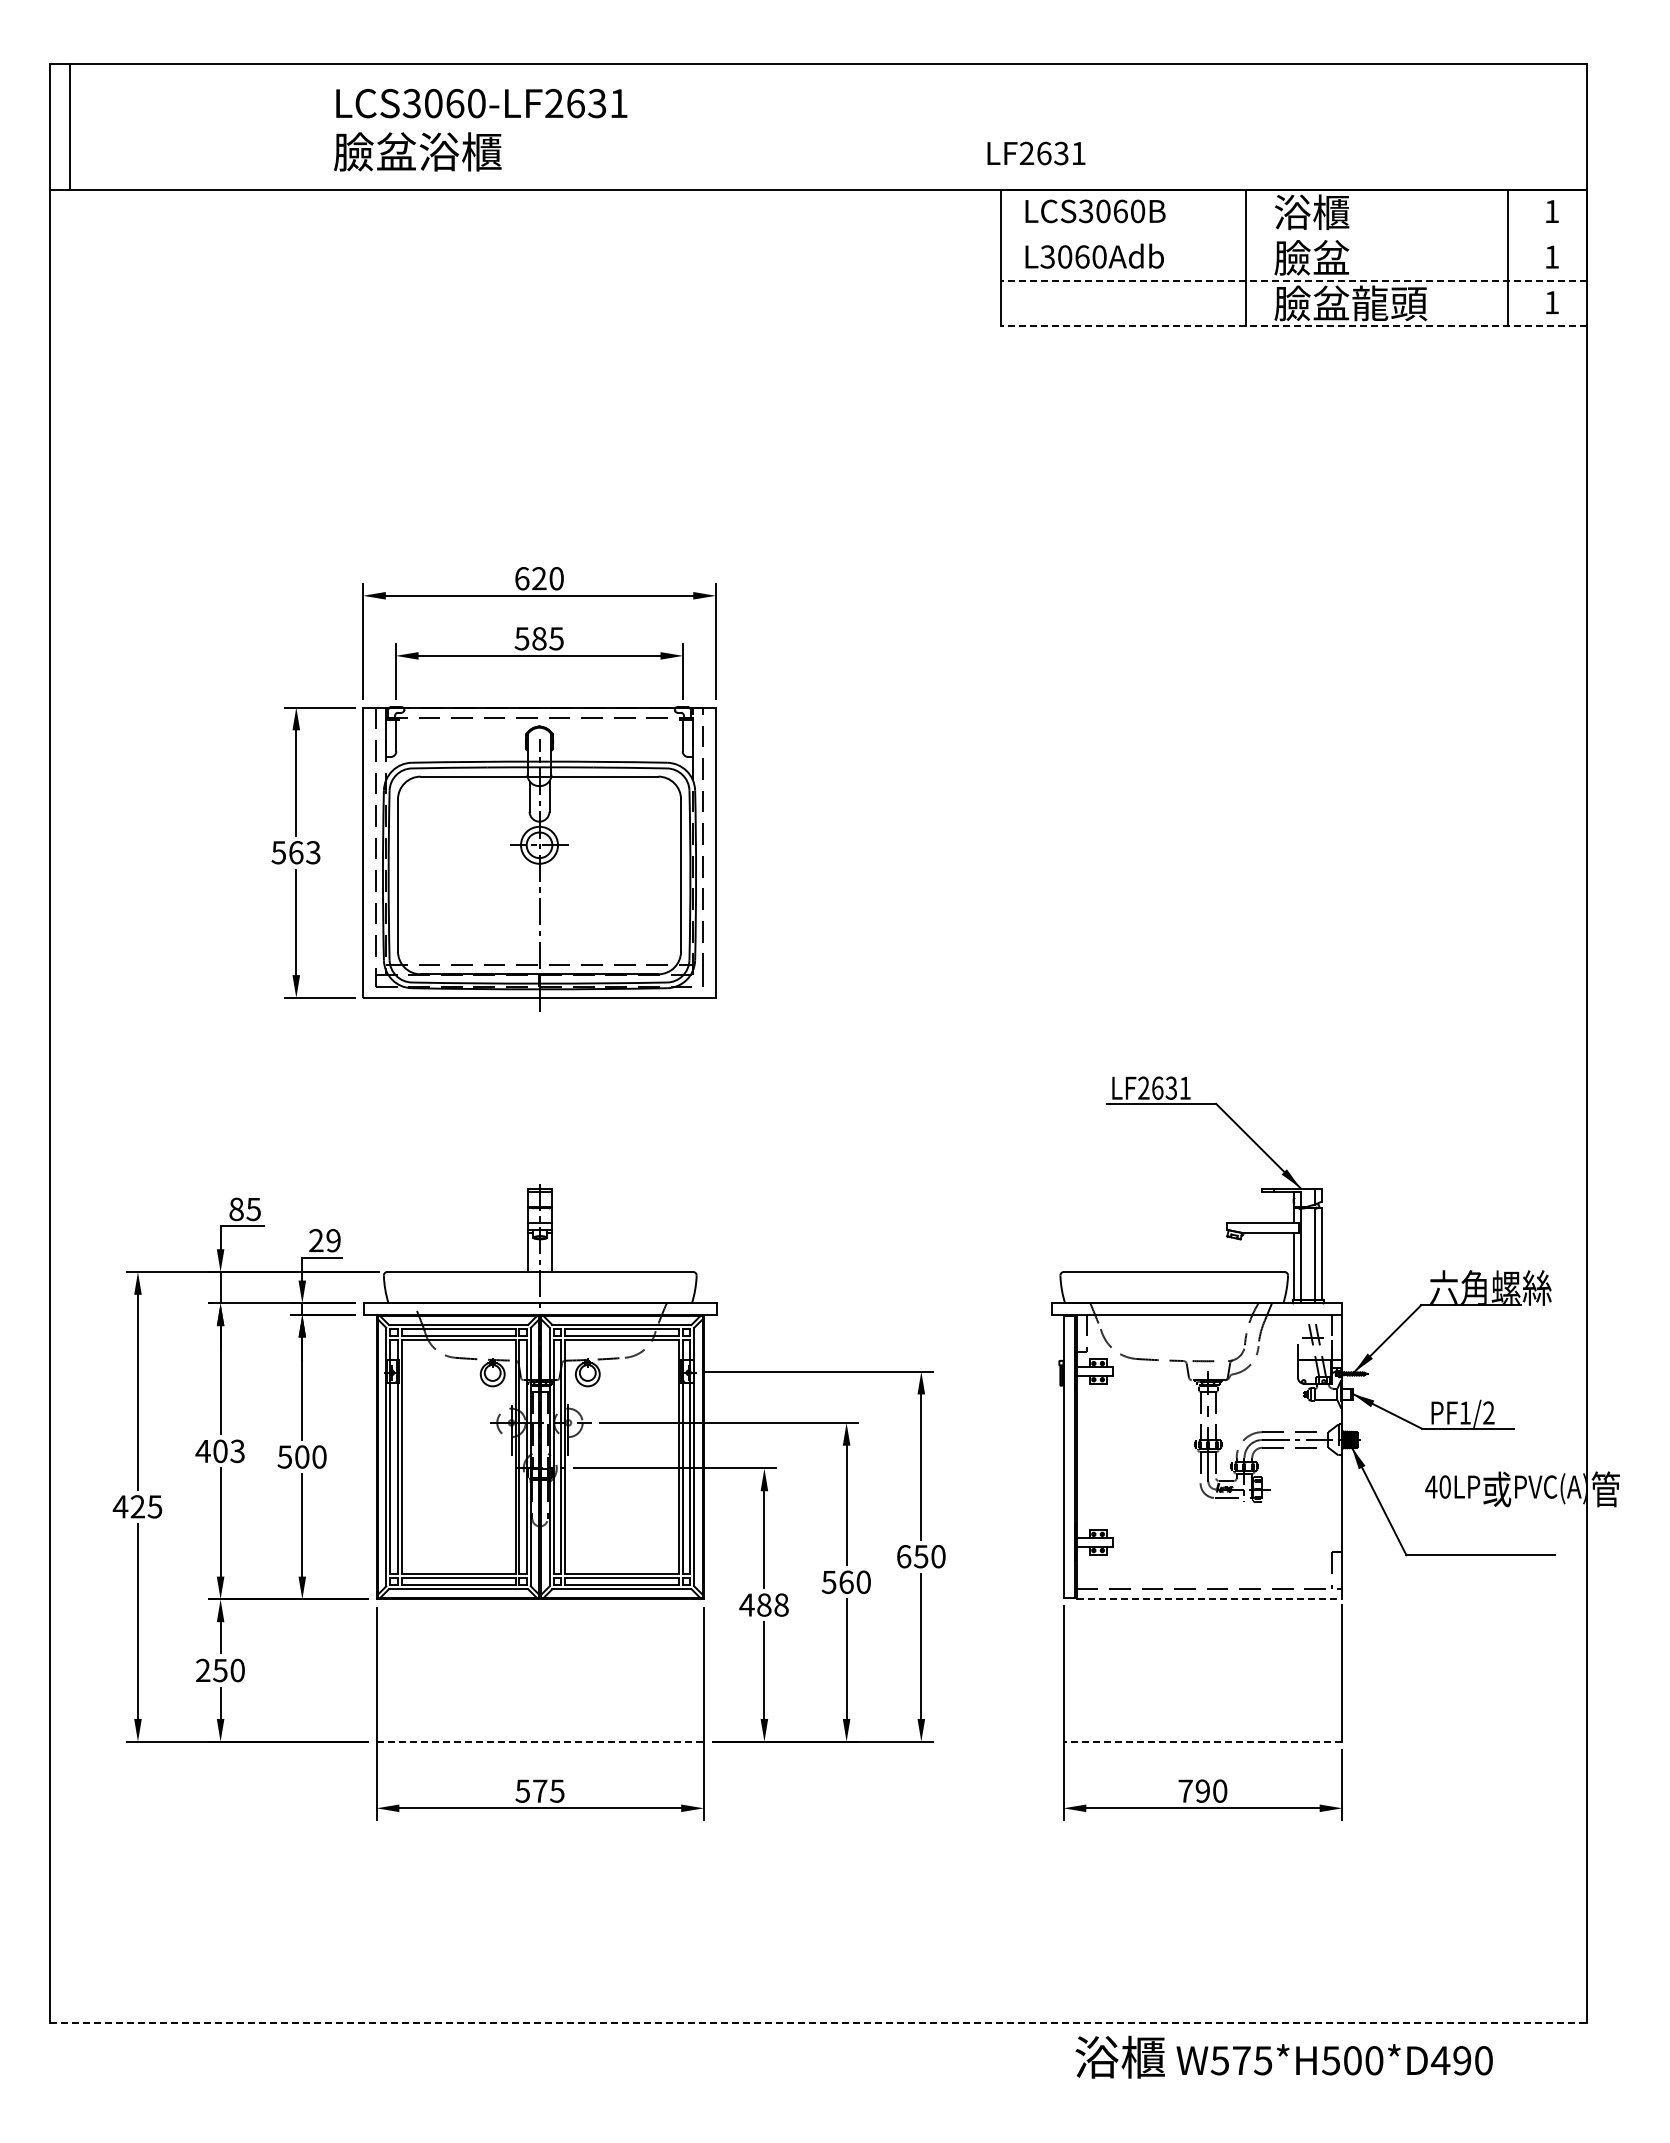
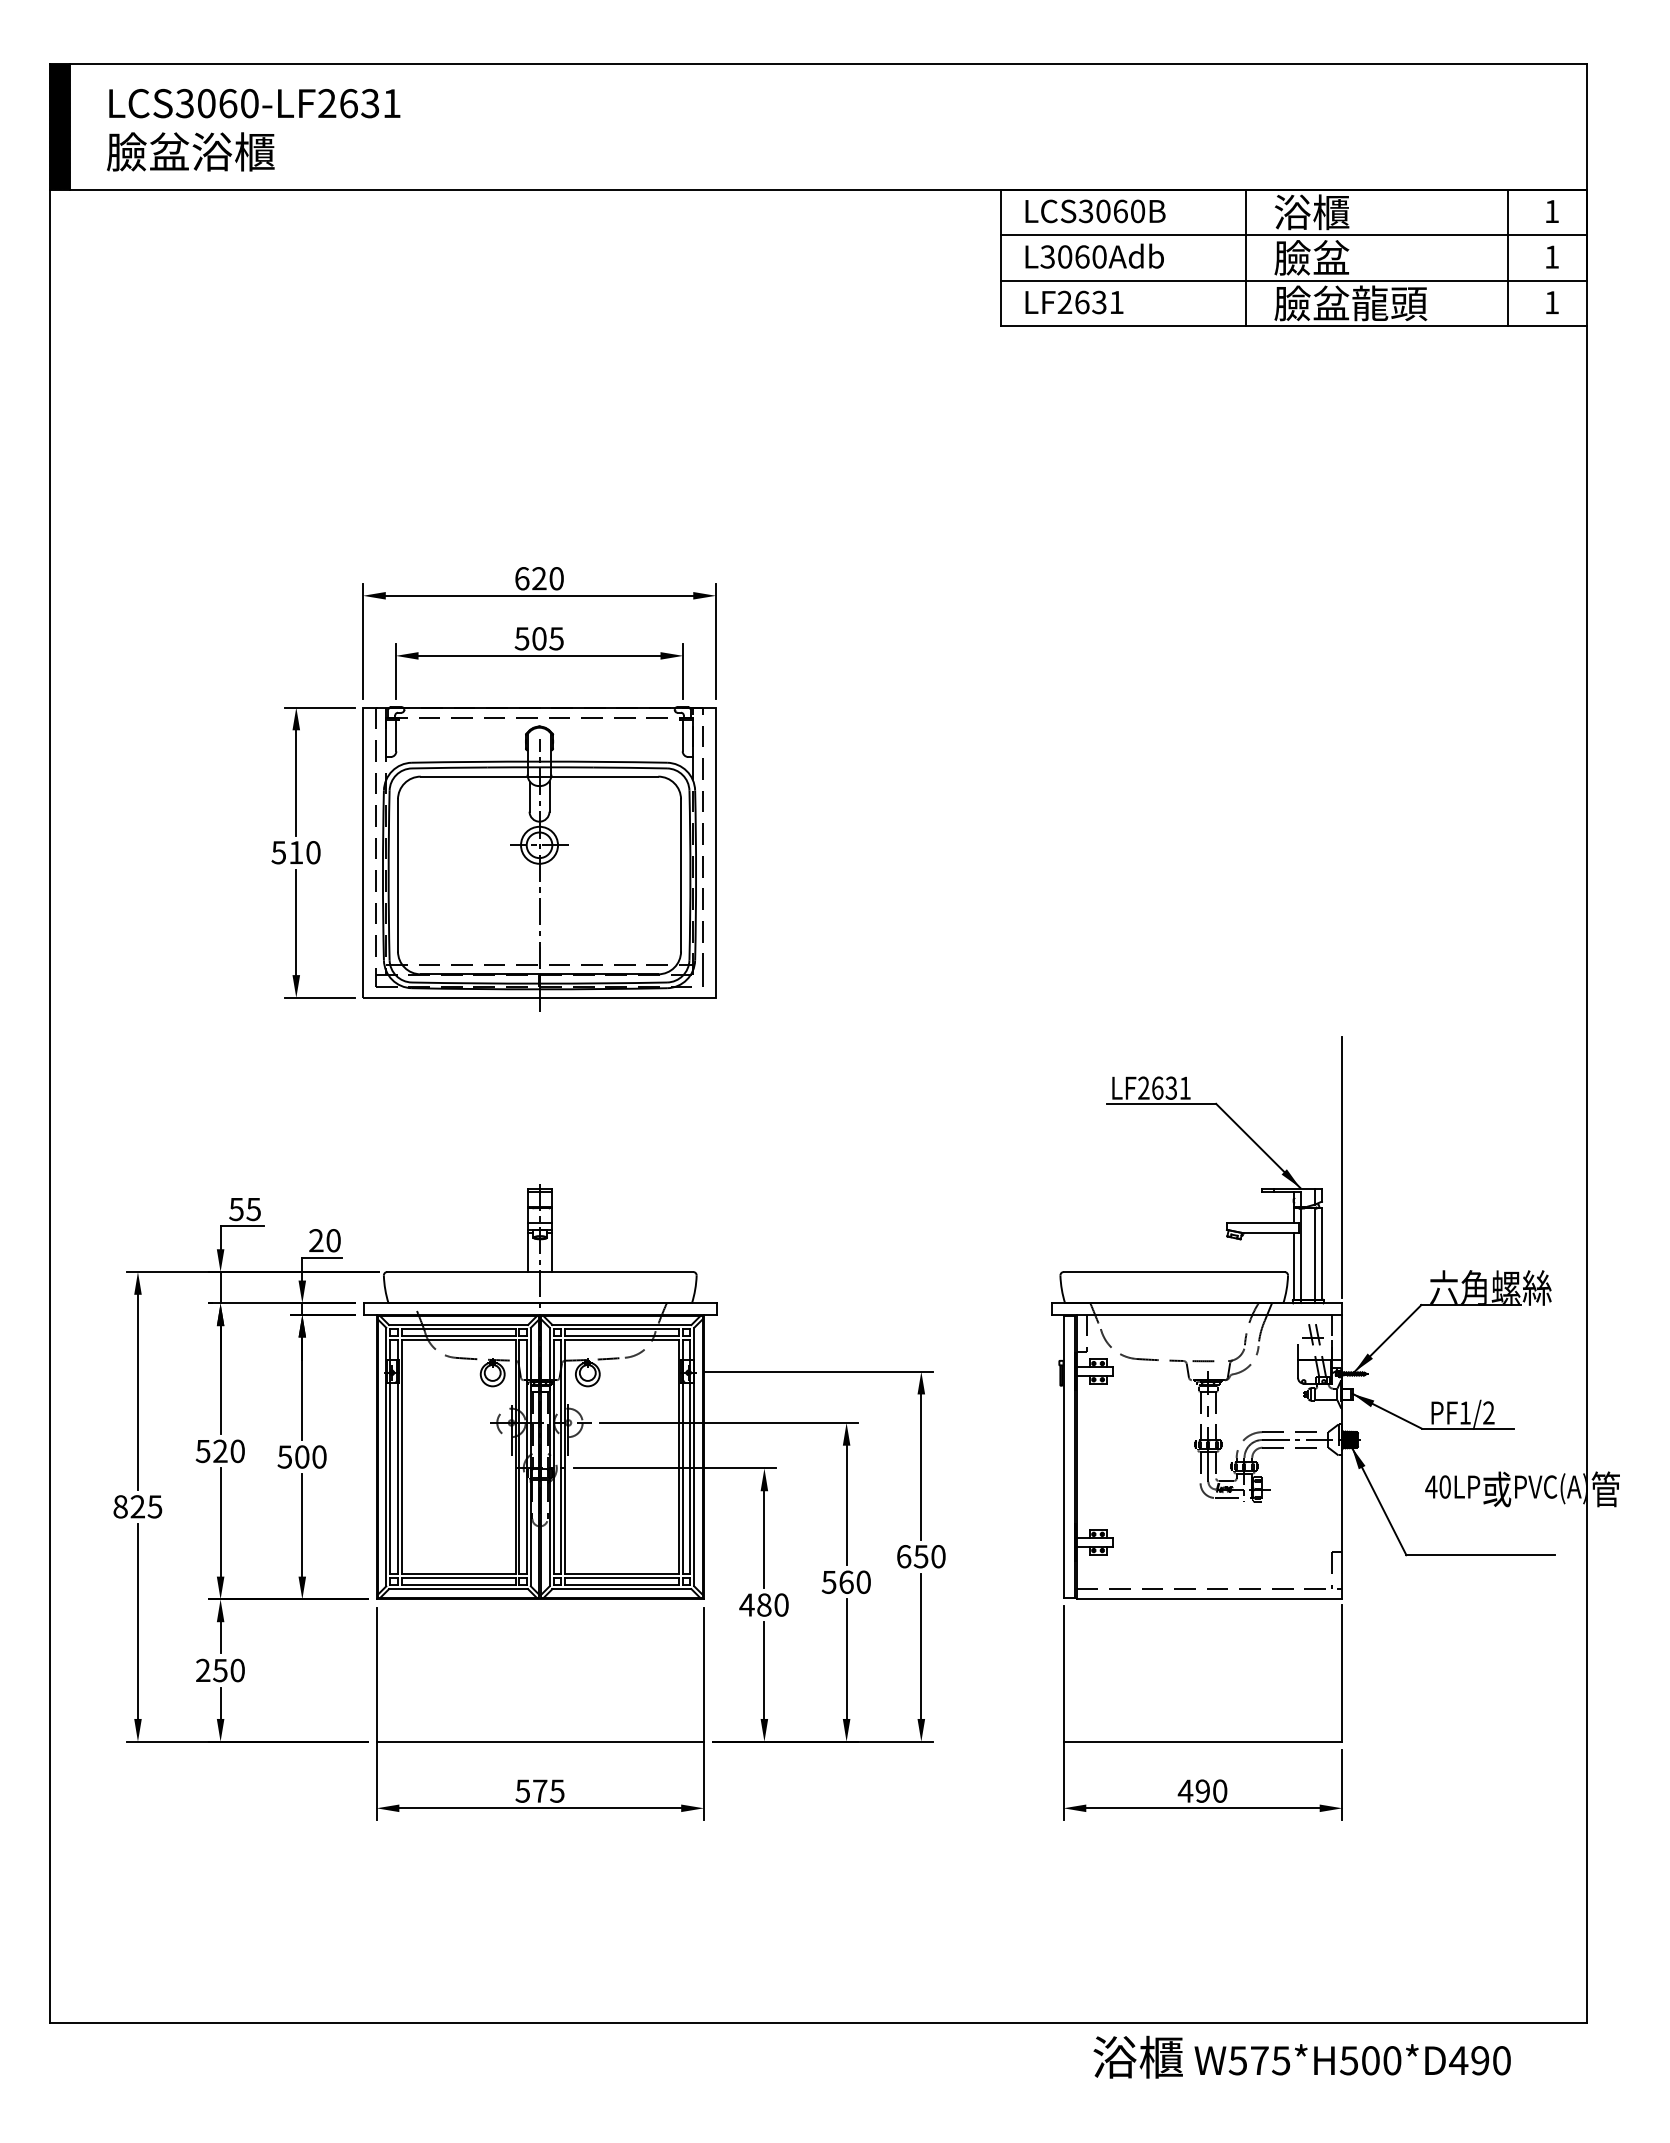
hatch: none -> present (59, 126)
text position: (480, 130) -> (253, 130) (253, 130)
text position: (1036, 153) -> (1074, 302) (1074, 302)
line: none -> present (1293, 235)
line: dashed -> solid (1293, 280)
line: dashed -> solid (1293, 326)
text: 585 -> 505 (539, 638)
text: 563 -> 510 (304, 852)
line: none -> present (1342, 1167)
text: 85 -> 55 (236, 1208)
text: 29 -> 20 (333, 1240)
text: 403 -> 520 (219, 1451)
text: 425 -> 825 (120, 1506)
line: dashed -> solid (1209, 1599)
text: 488 -> 480 (781, 1604)
line: dashed -> solid (540, 1741)
line: dashed -> solid (1202, 1741)
text: 790 -> 490 (1185, 1790)
line: dashed -> solid (818, 2022)
text position: (1283, 2056) -> (1301, 2056) (1301, 2056)
